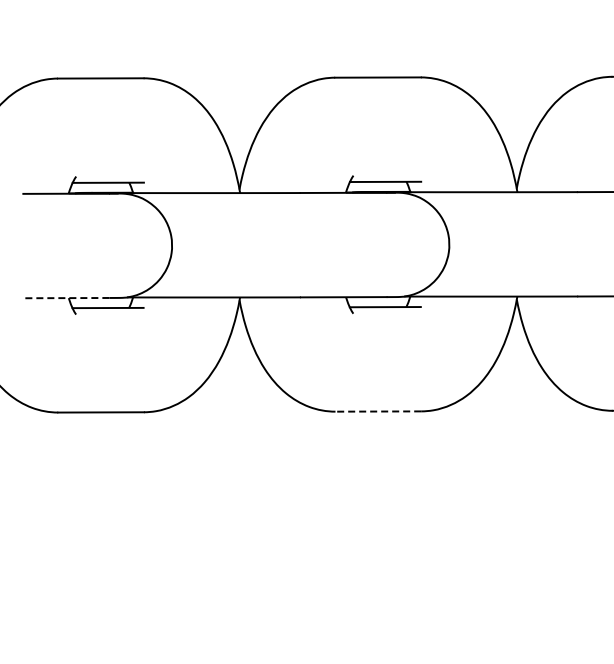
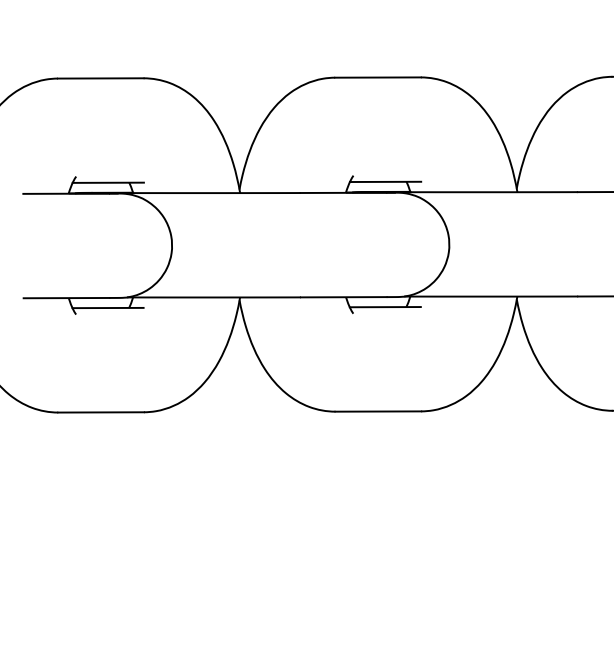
line: dashed -> solid (66, 298)
line: dashed -> solid (378, 411)
